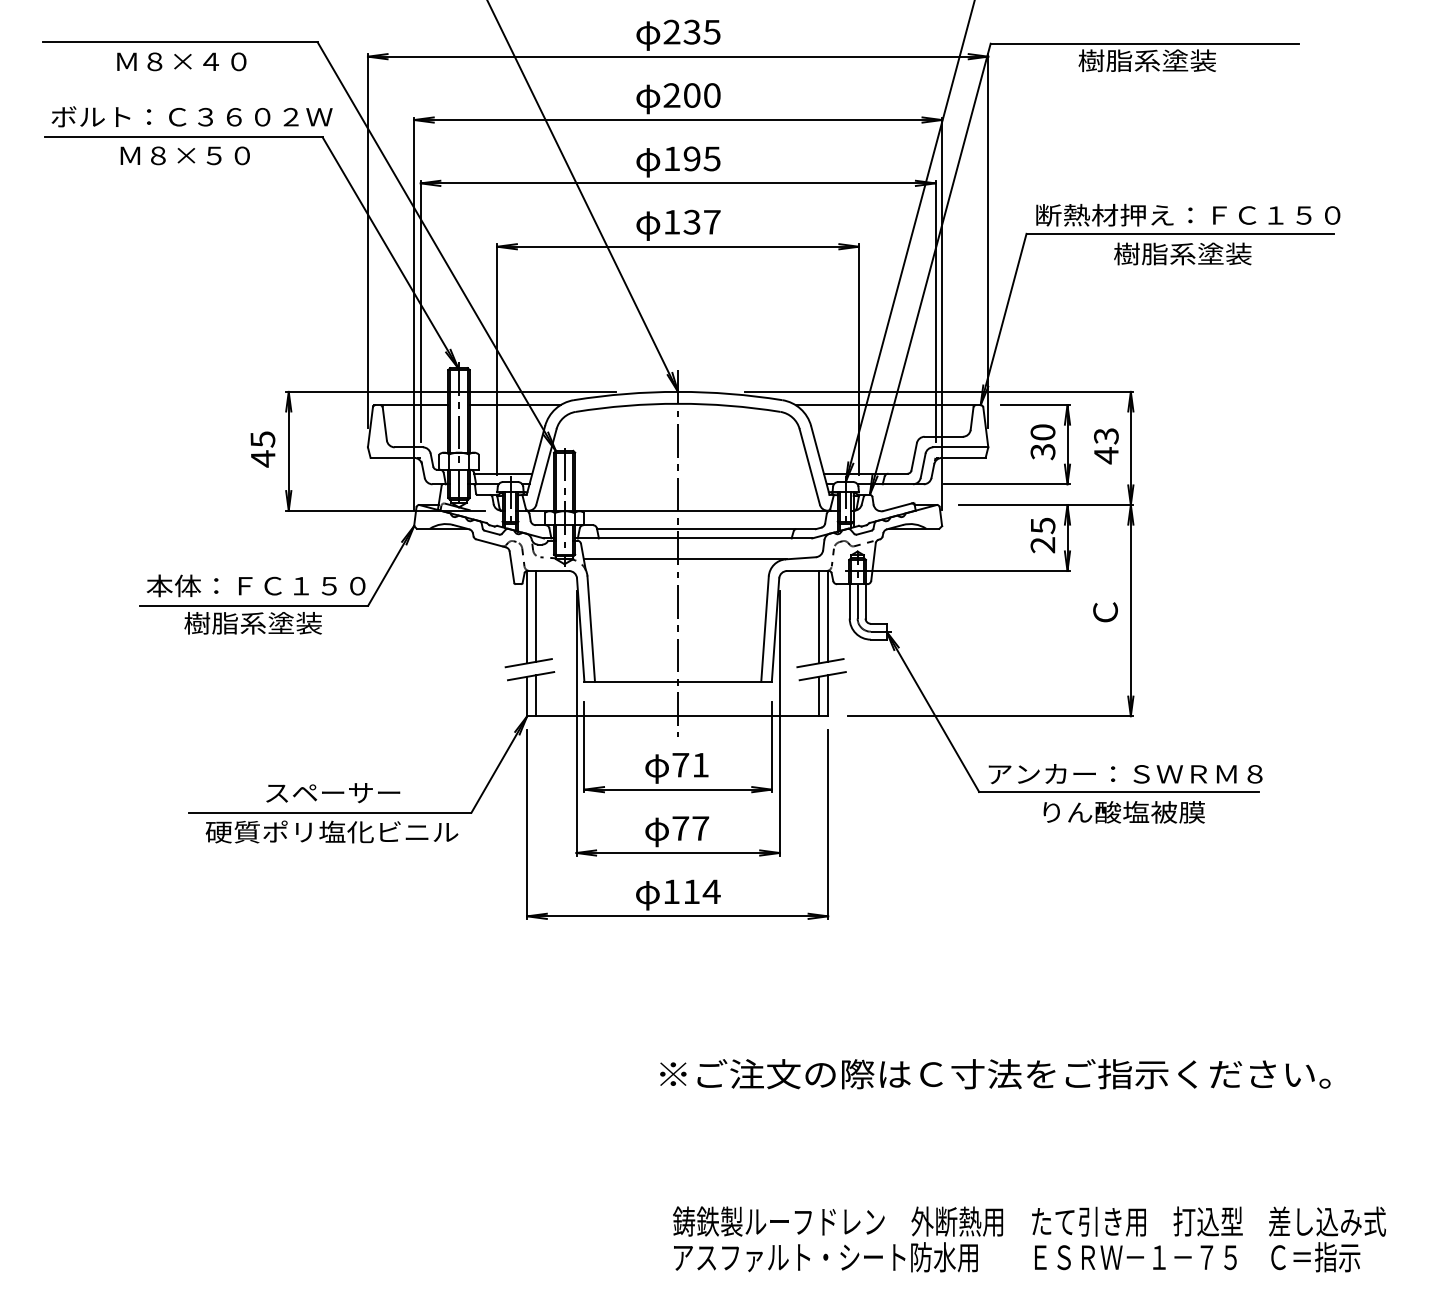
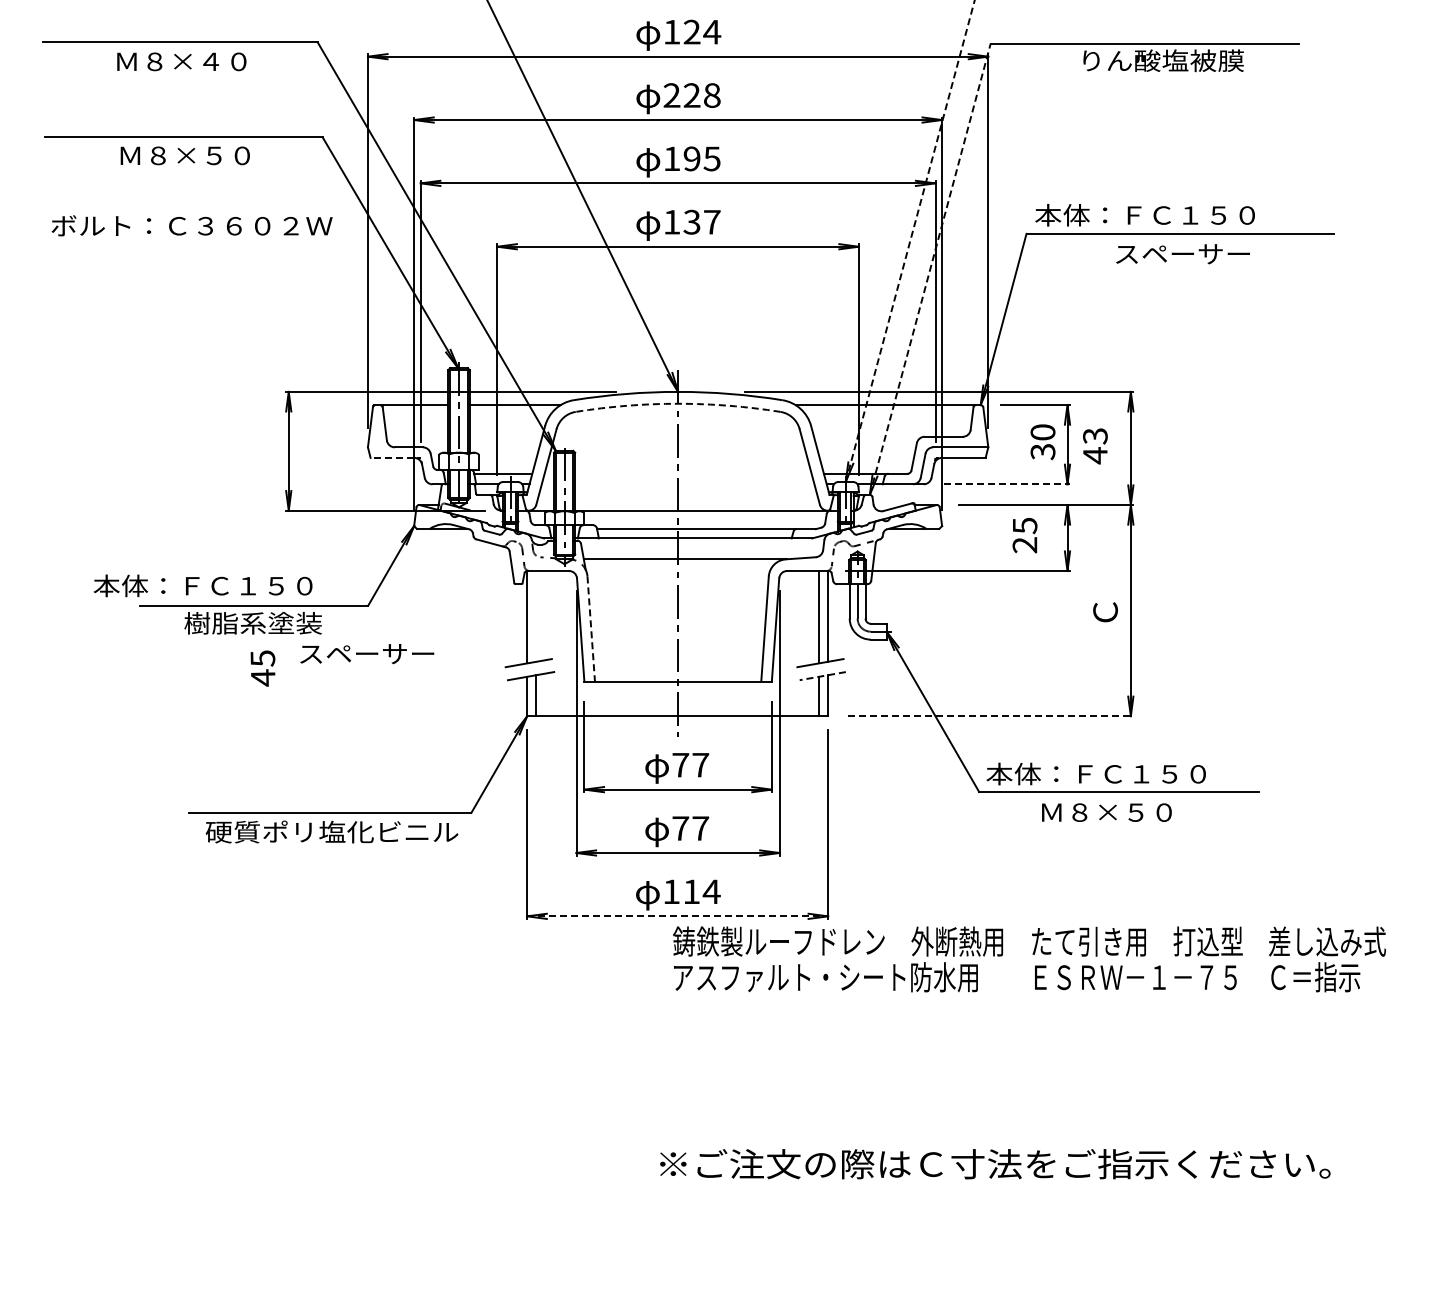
text: 235 -> 124 (692, 31)
text: 樹脂系塗装 -> りん酸塩被膜 (1160, 60)
text: 200 -> 228 (701, 95)
text position: (191, 116) -> (191, 225) (191, 225)
text: 断熱材押え：ＦＣ１５０ -> 本体：ＦＣ１５０ (1187, 214)
line: solid -> dashed (910, 240)
text: 樹脂系塗装 -> スペーサー (1182, 253)
line: solid -> dashed (930, 269)
arc: solid -> dashed (678, 403)
text position: (1106, 446) -> (1095, 446) (1095, 446)
text position: (262, 449) -> (262, 668) (262, 668)
line: solid -> dashed (392, 457)
line: solid -> dashed (1007, 484)
text position: (1042, 535) -> (1024, 535) (1024, 535)
text position: (255, 585) -> (202, 585) (202, 585)
line: present -> none (536, 616)
line: solid -> dashed (591, 629)
line: solid -> dashed (822, 676)
line: solid -> dashed (990, 716)
text: 71 -> 77 (700, 765)
text: アンカー：ＳＷＲＭ８ -> 本体：ＦＣ１５０ (1124, 773)
text position: (333, 793) -> (367, 654) (367, 654)
text: りん酸塩被膜 -> Ｍ８×５０ (1123, 812)
line: solid -> dashed (678, 916)
text position: (995, 1074) -> (995, 1164) (995, 1164)
text position: (1029, 1239) -> (1029, 959) (1029, 959)
